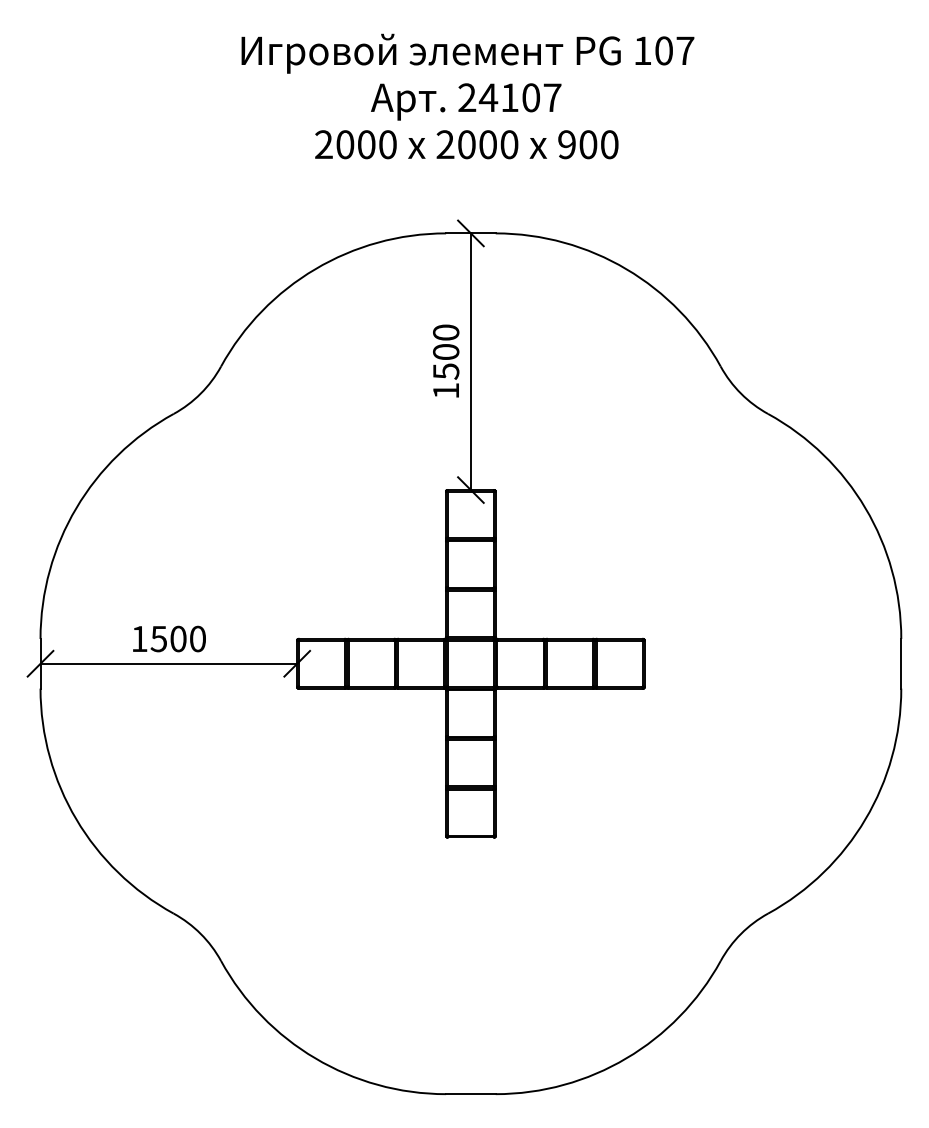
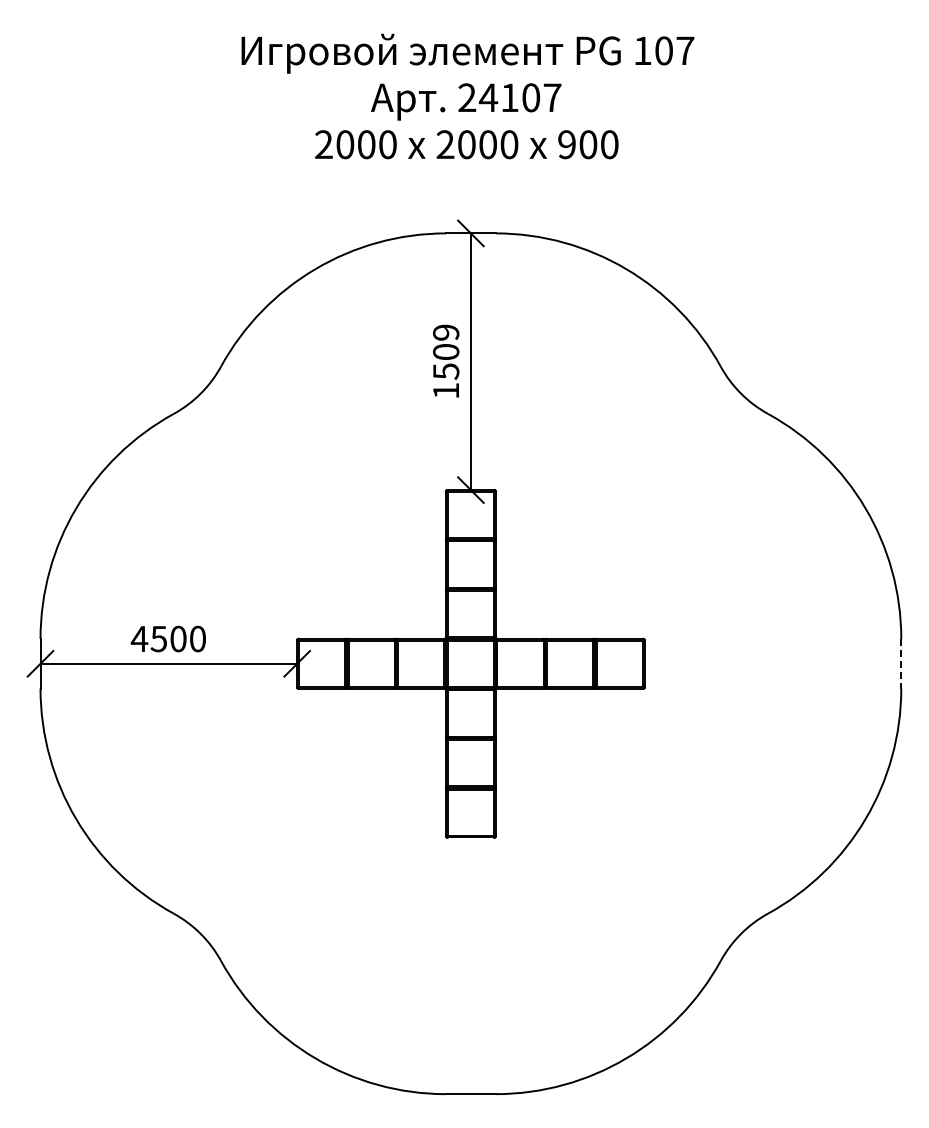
text: 1500 -> 1509 (446, 332)
text: 1500 -> 4500 (139, 638)
line: solid -> dashed (901, 663)
